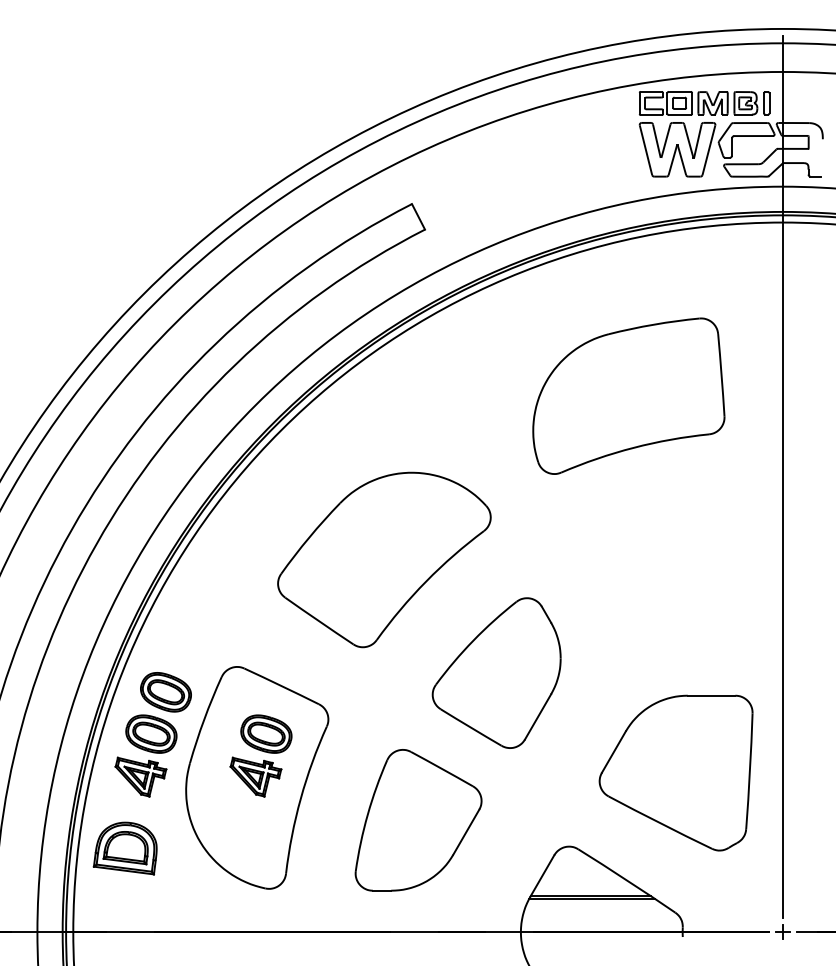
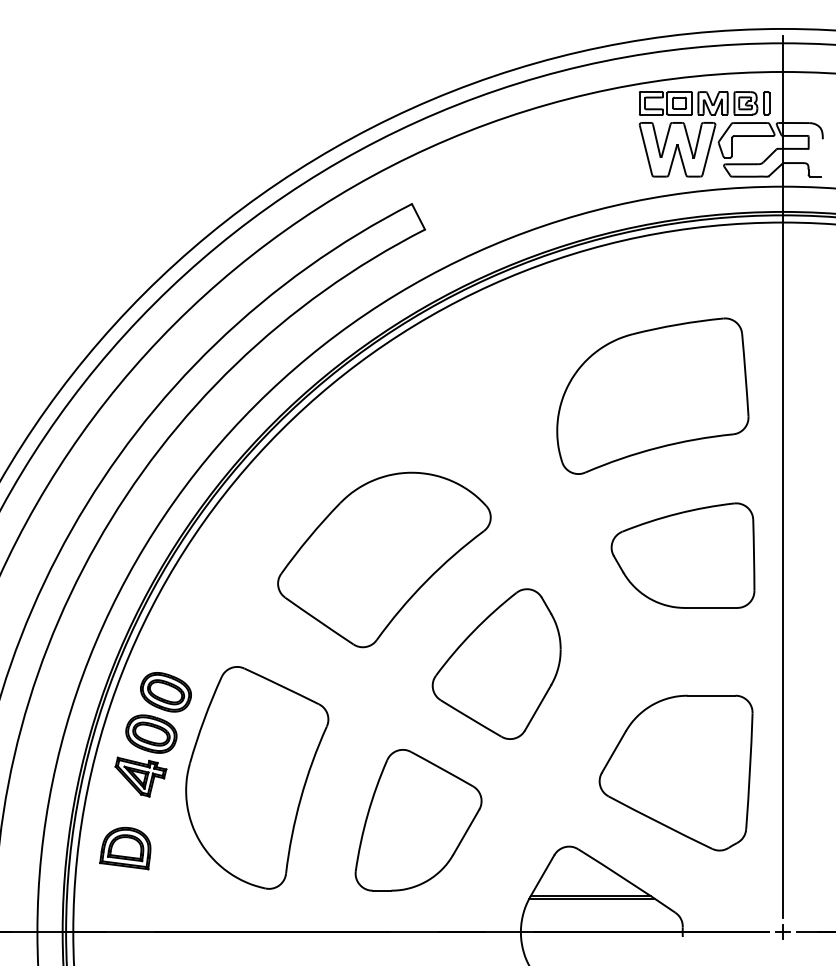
part position: (628, 395) -> (652, 395) (652, 395)
part: none -> present (682, 555)
part position: (496, 672) -> (496, 663) (496, 663)
part: present -> none (260, 755)
part size: 66x55 px -> 53x45 px (125, 848)
